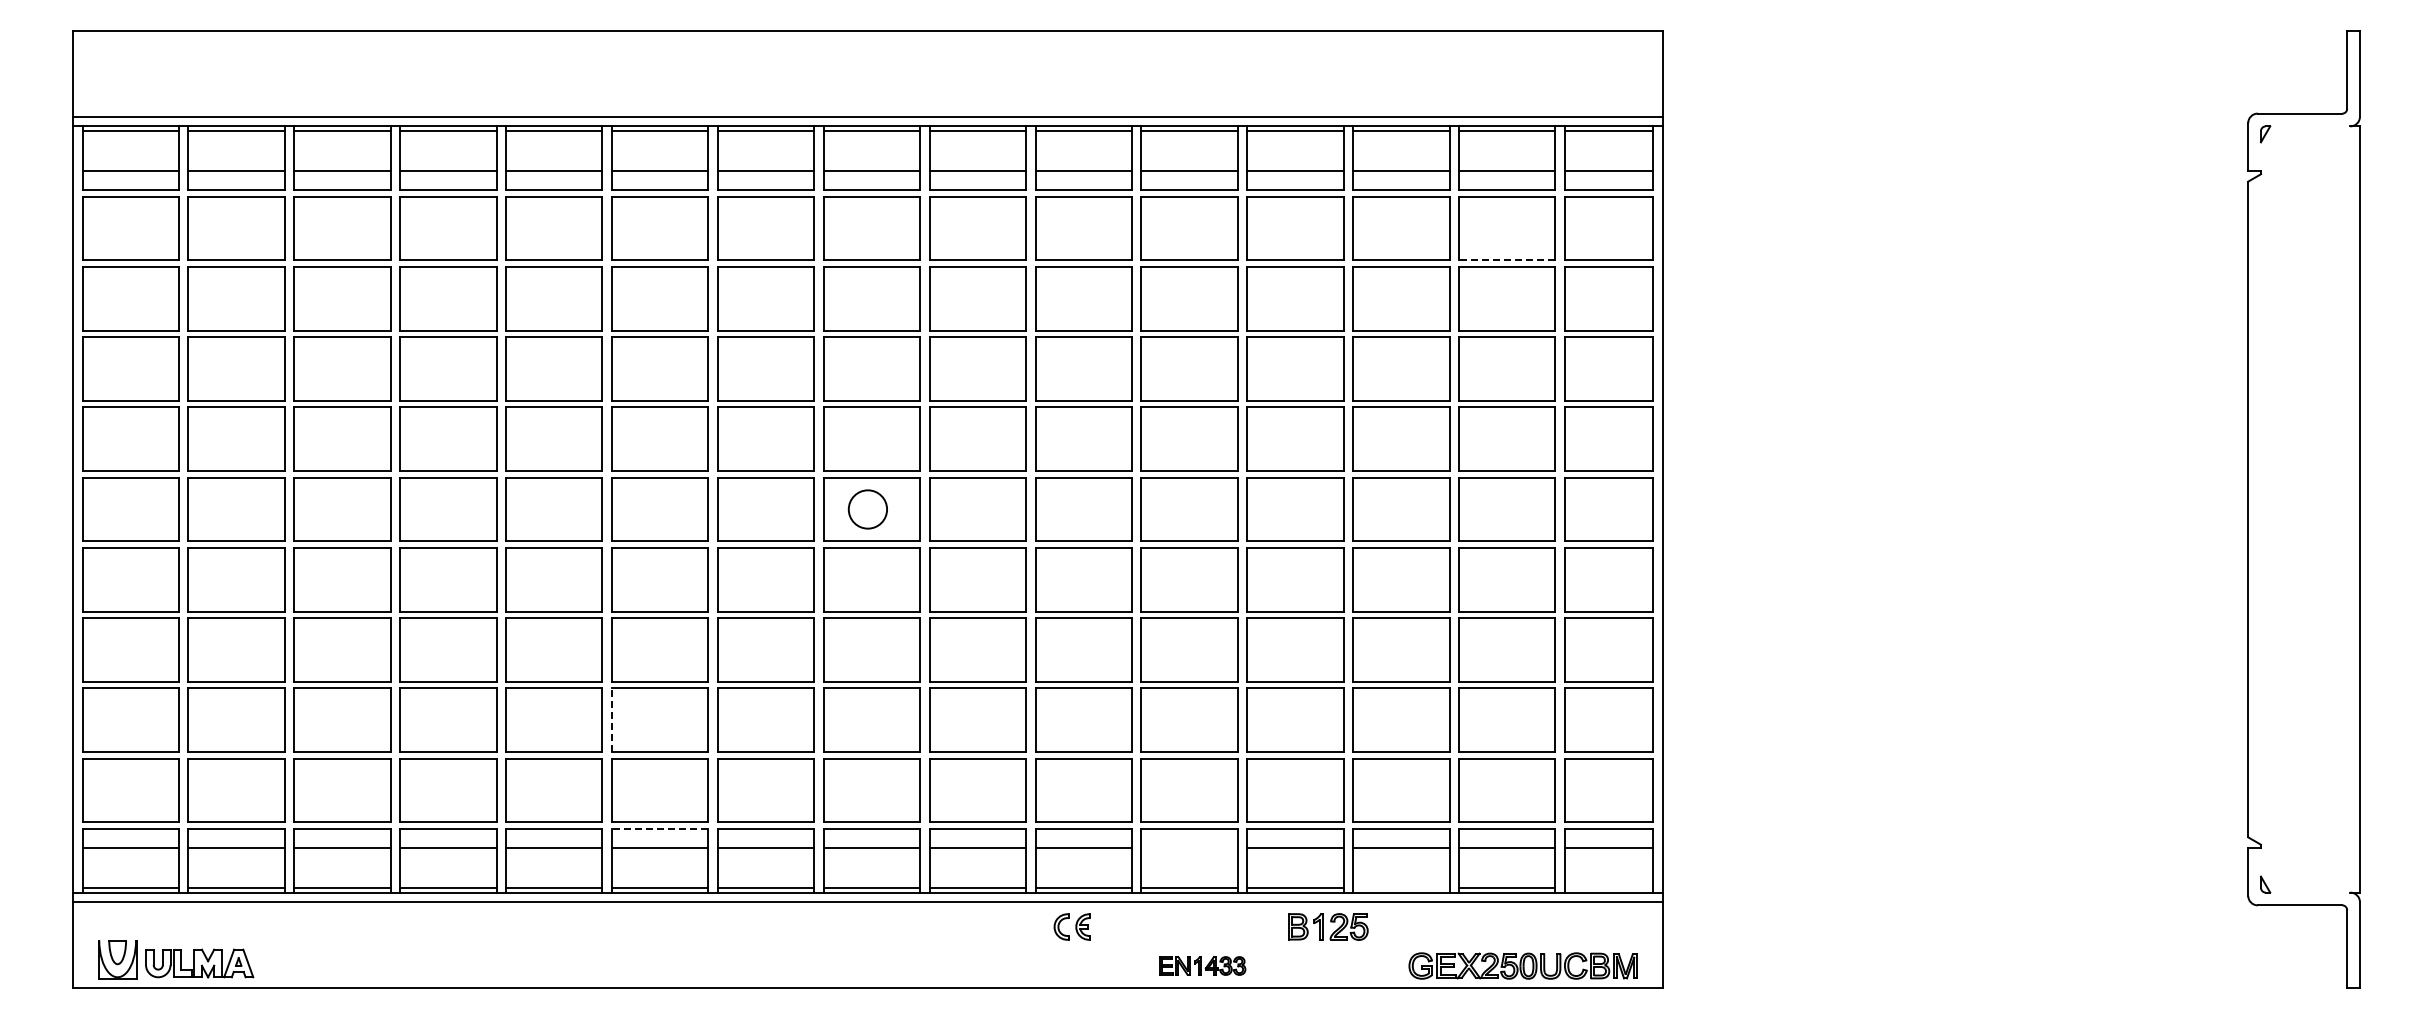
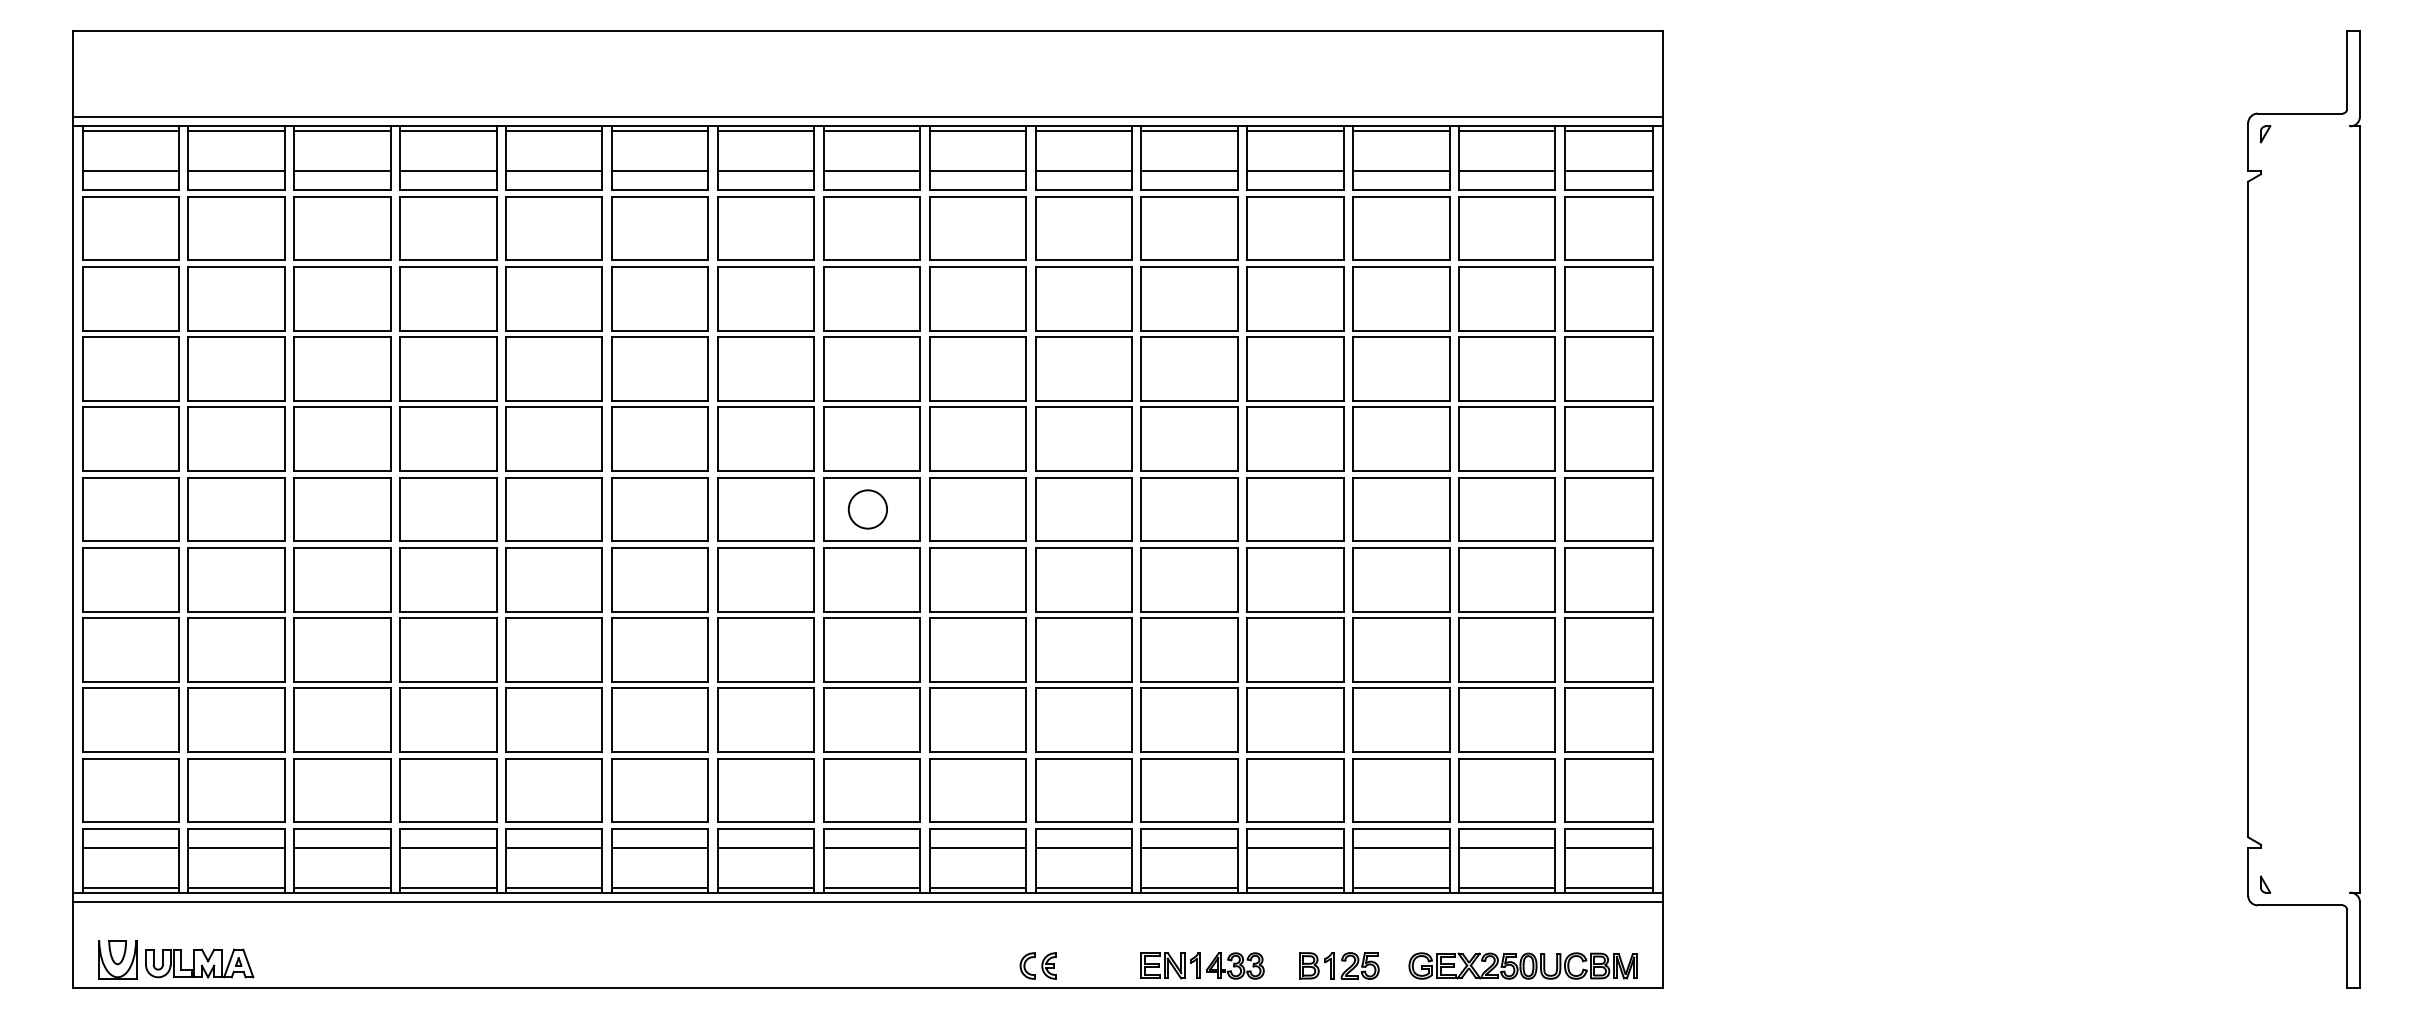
line: dashed -> solid (1506, 260)
line: dashed -> solid (611, 720)
line: dashed -> solid (659, 828)
line: none -> present (1189, 847)
line: none -> present (1401, 887)
line: none -> present (1608, 887)
part position: (1071, 926) -> (1037, 965) (1037, 965)
part position: (1328, 926) -> (1339, 965) (1339, 965)
part size: 88x20 px -> 125x28 px (1202, 965)
